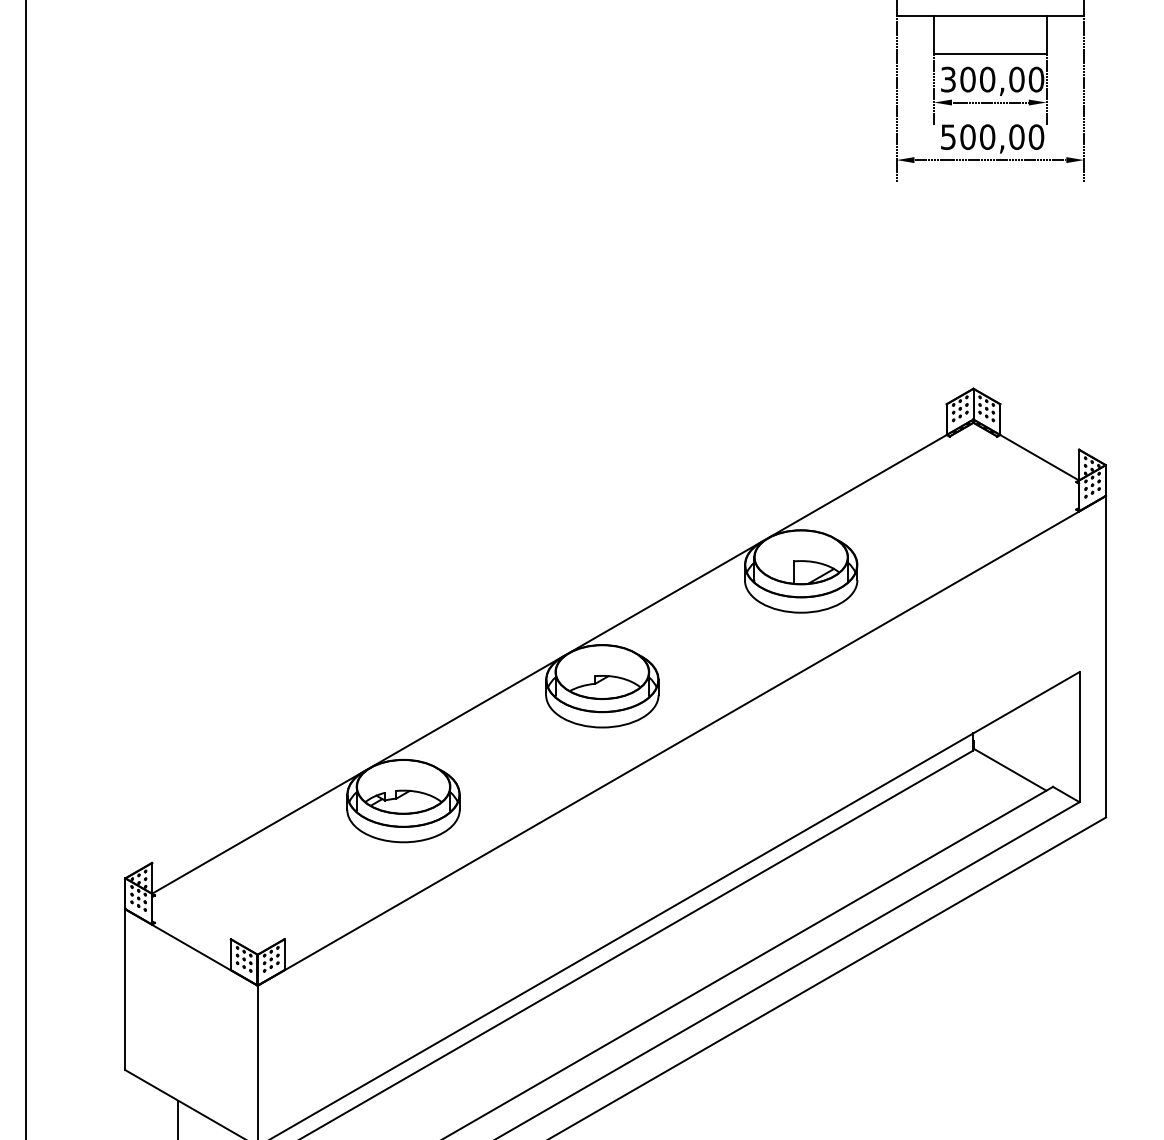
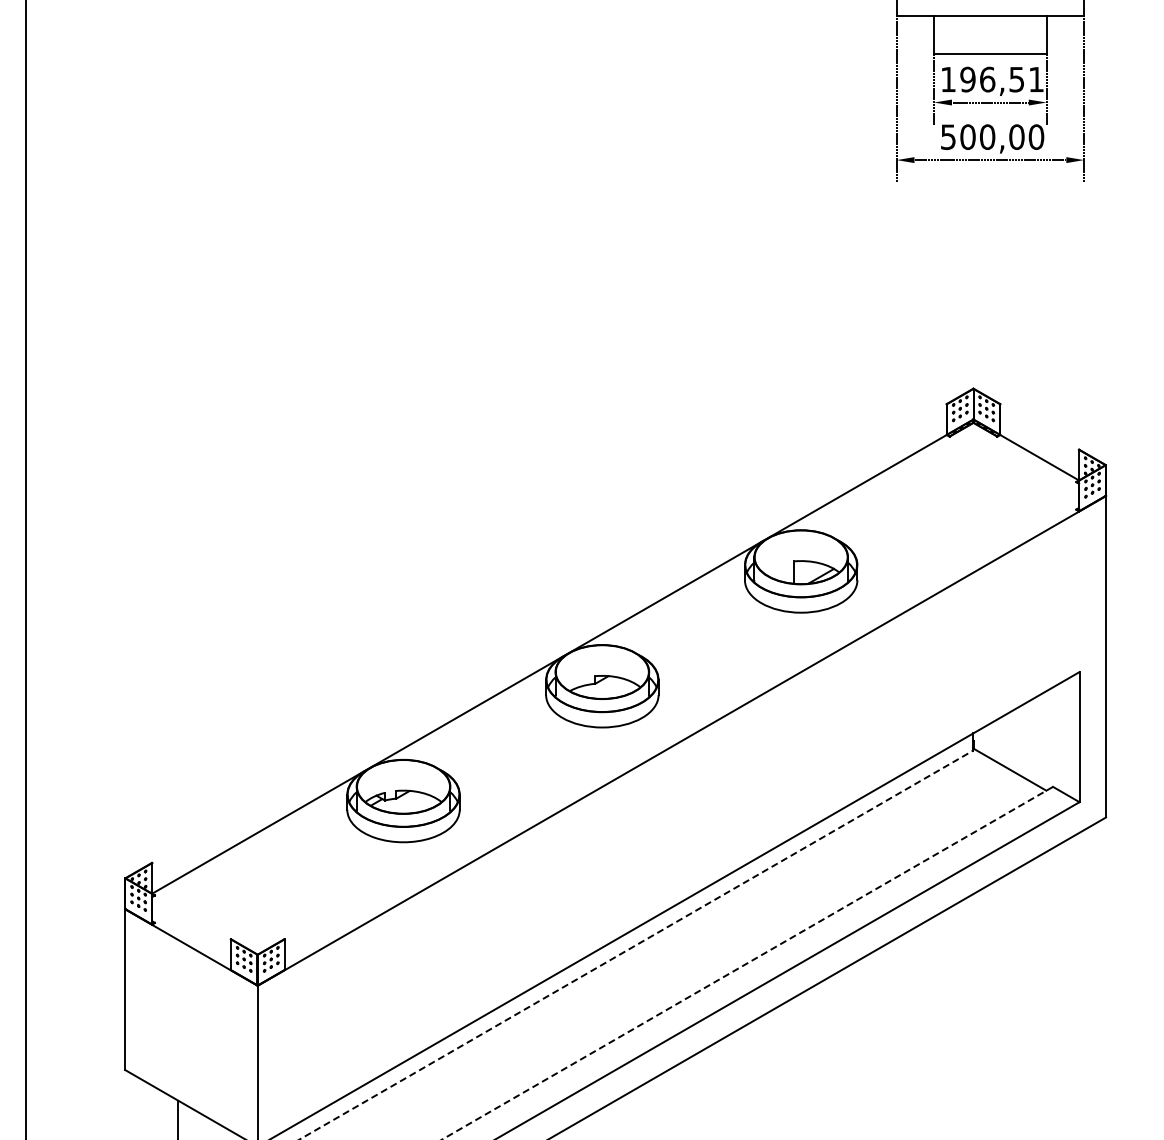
text: 300,00 -> 196,51 (992, 79)
line: solid -> dashed (636, 945)
line: solid -> dashed (747, 963)
